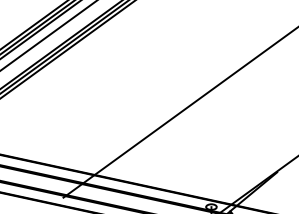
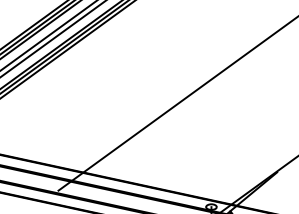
line: none -> present (52, 39)
line position: (179, 112) -> (176, 104) (176, 104)
